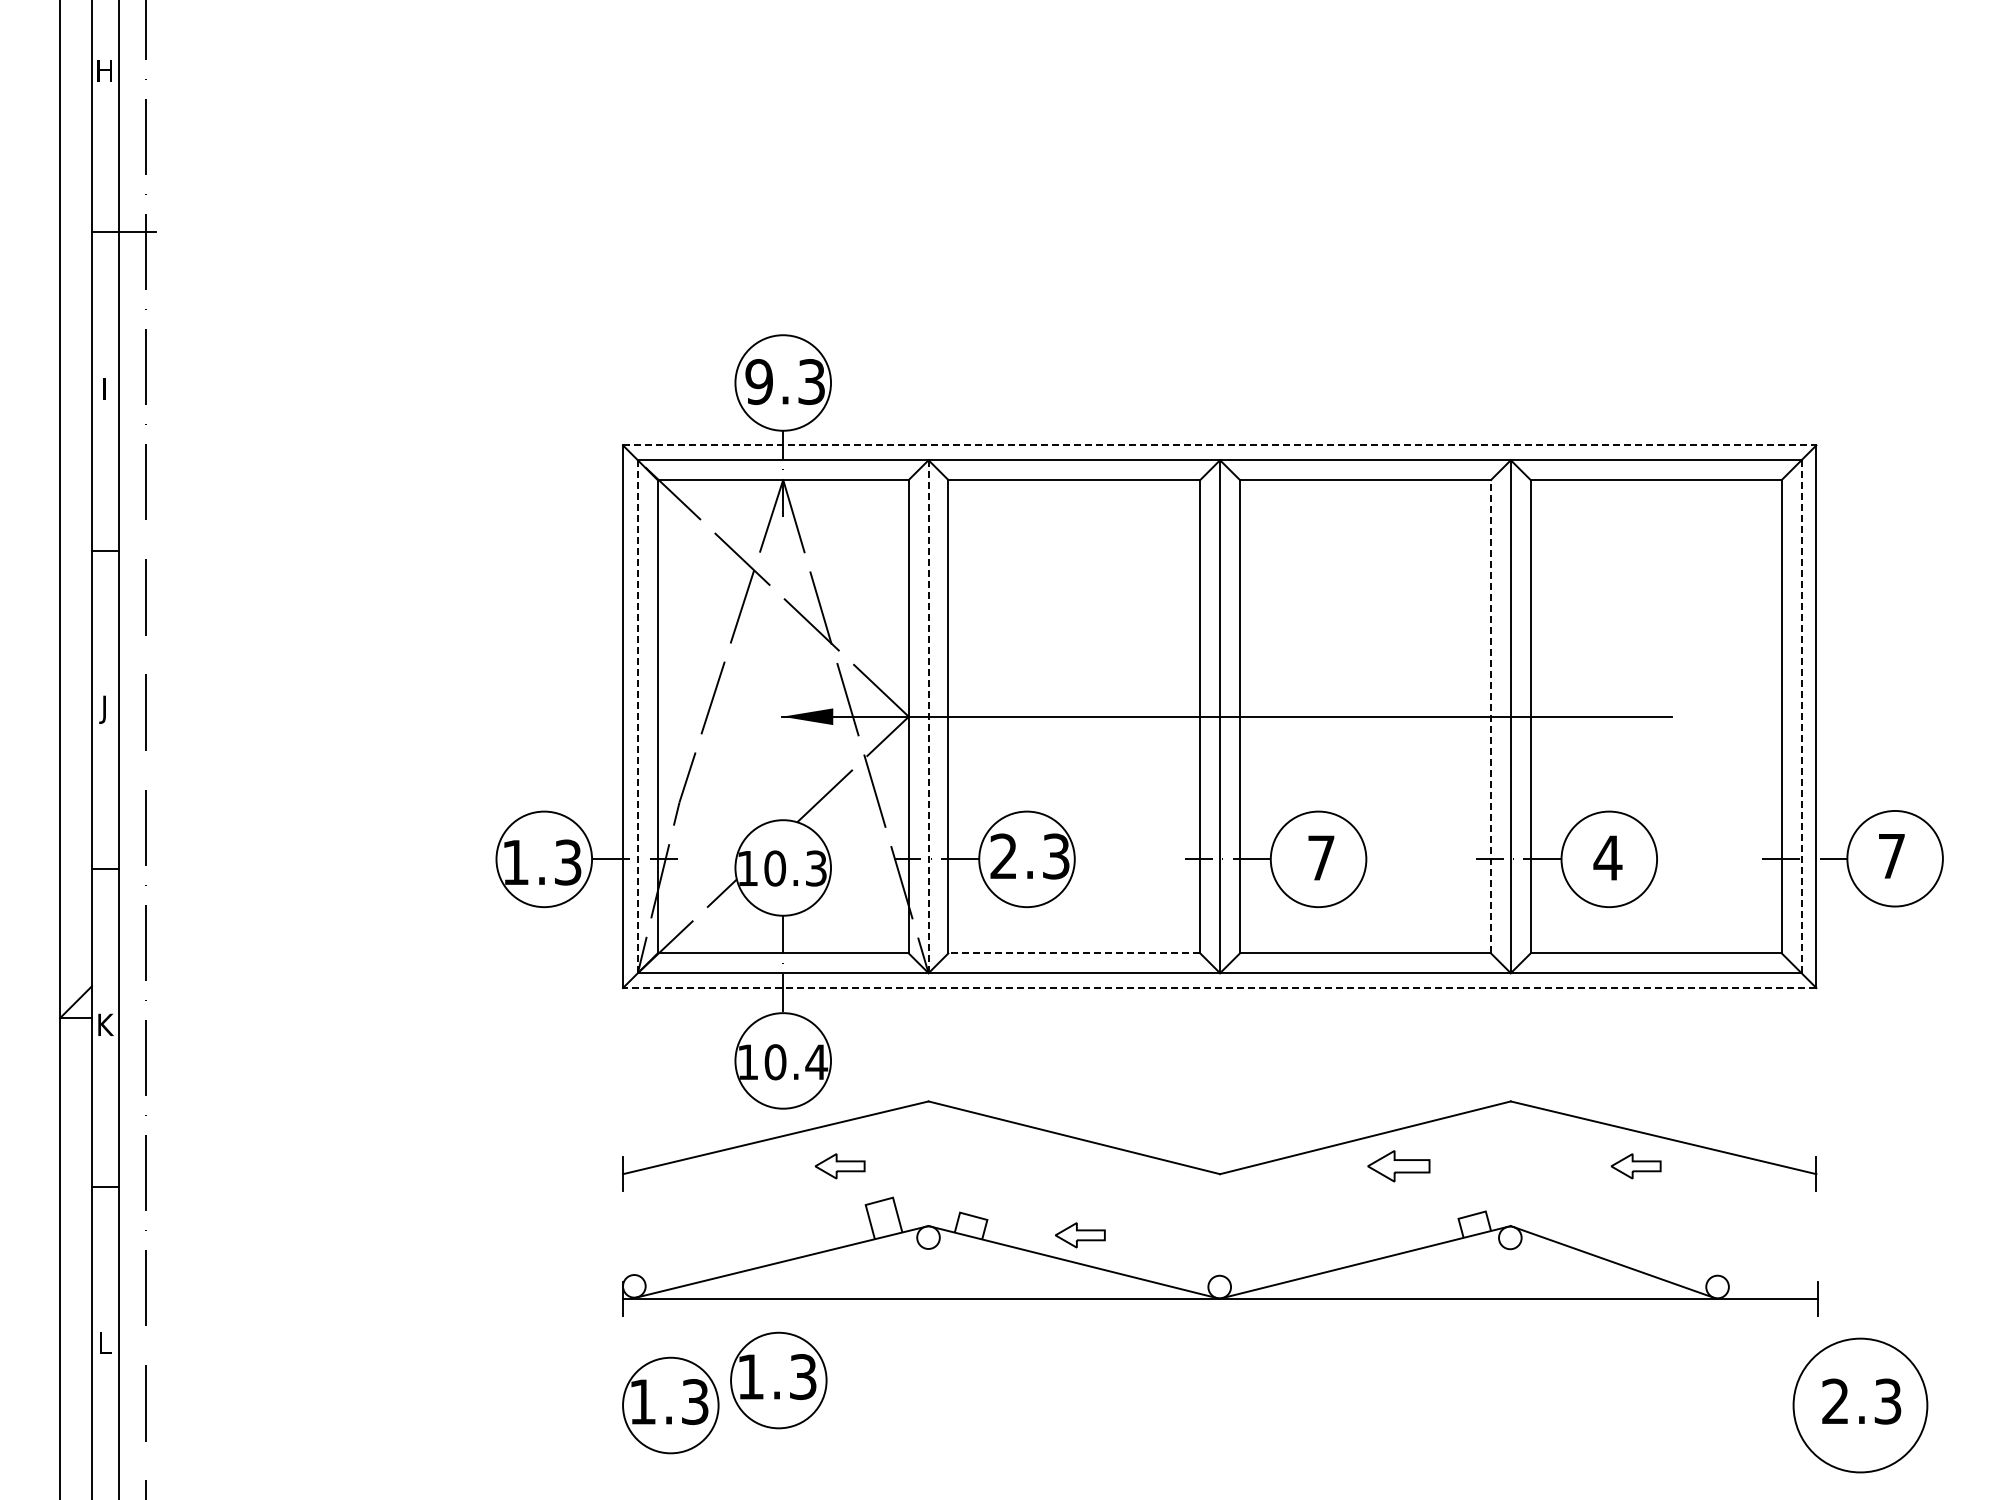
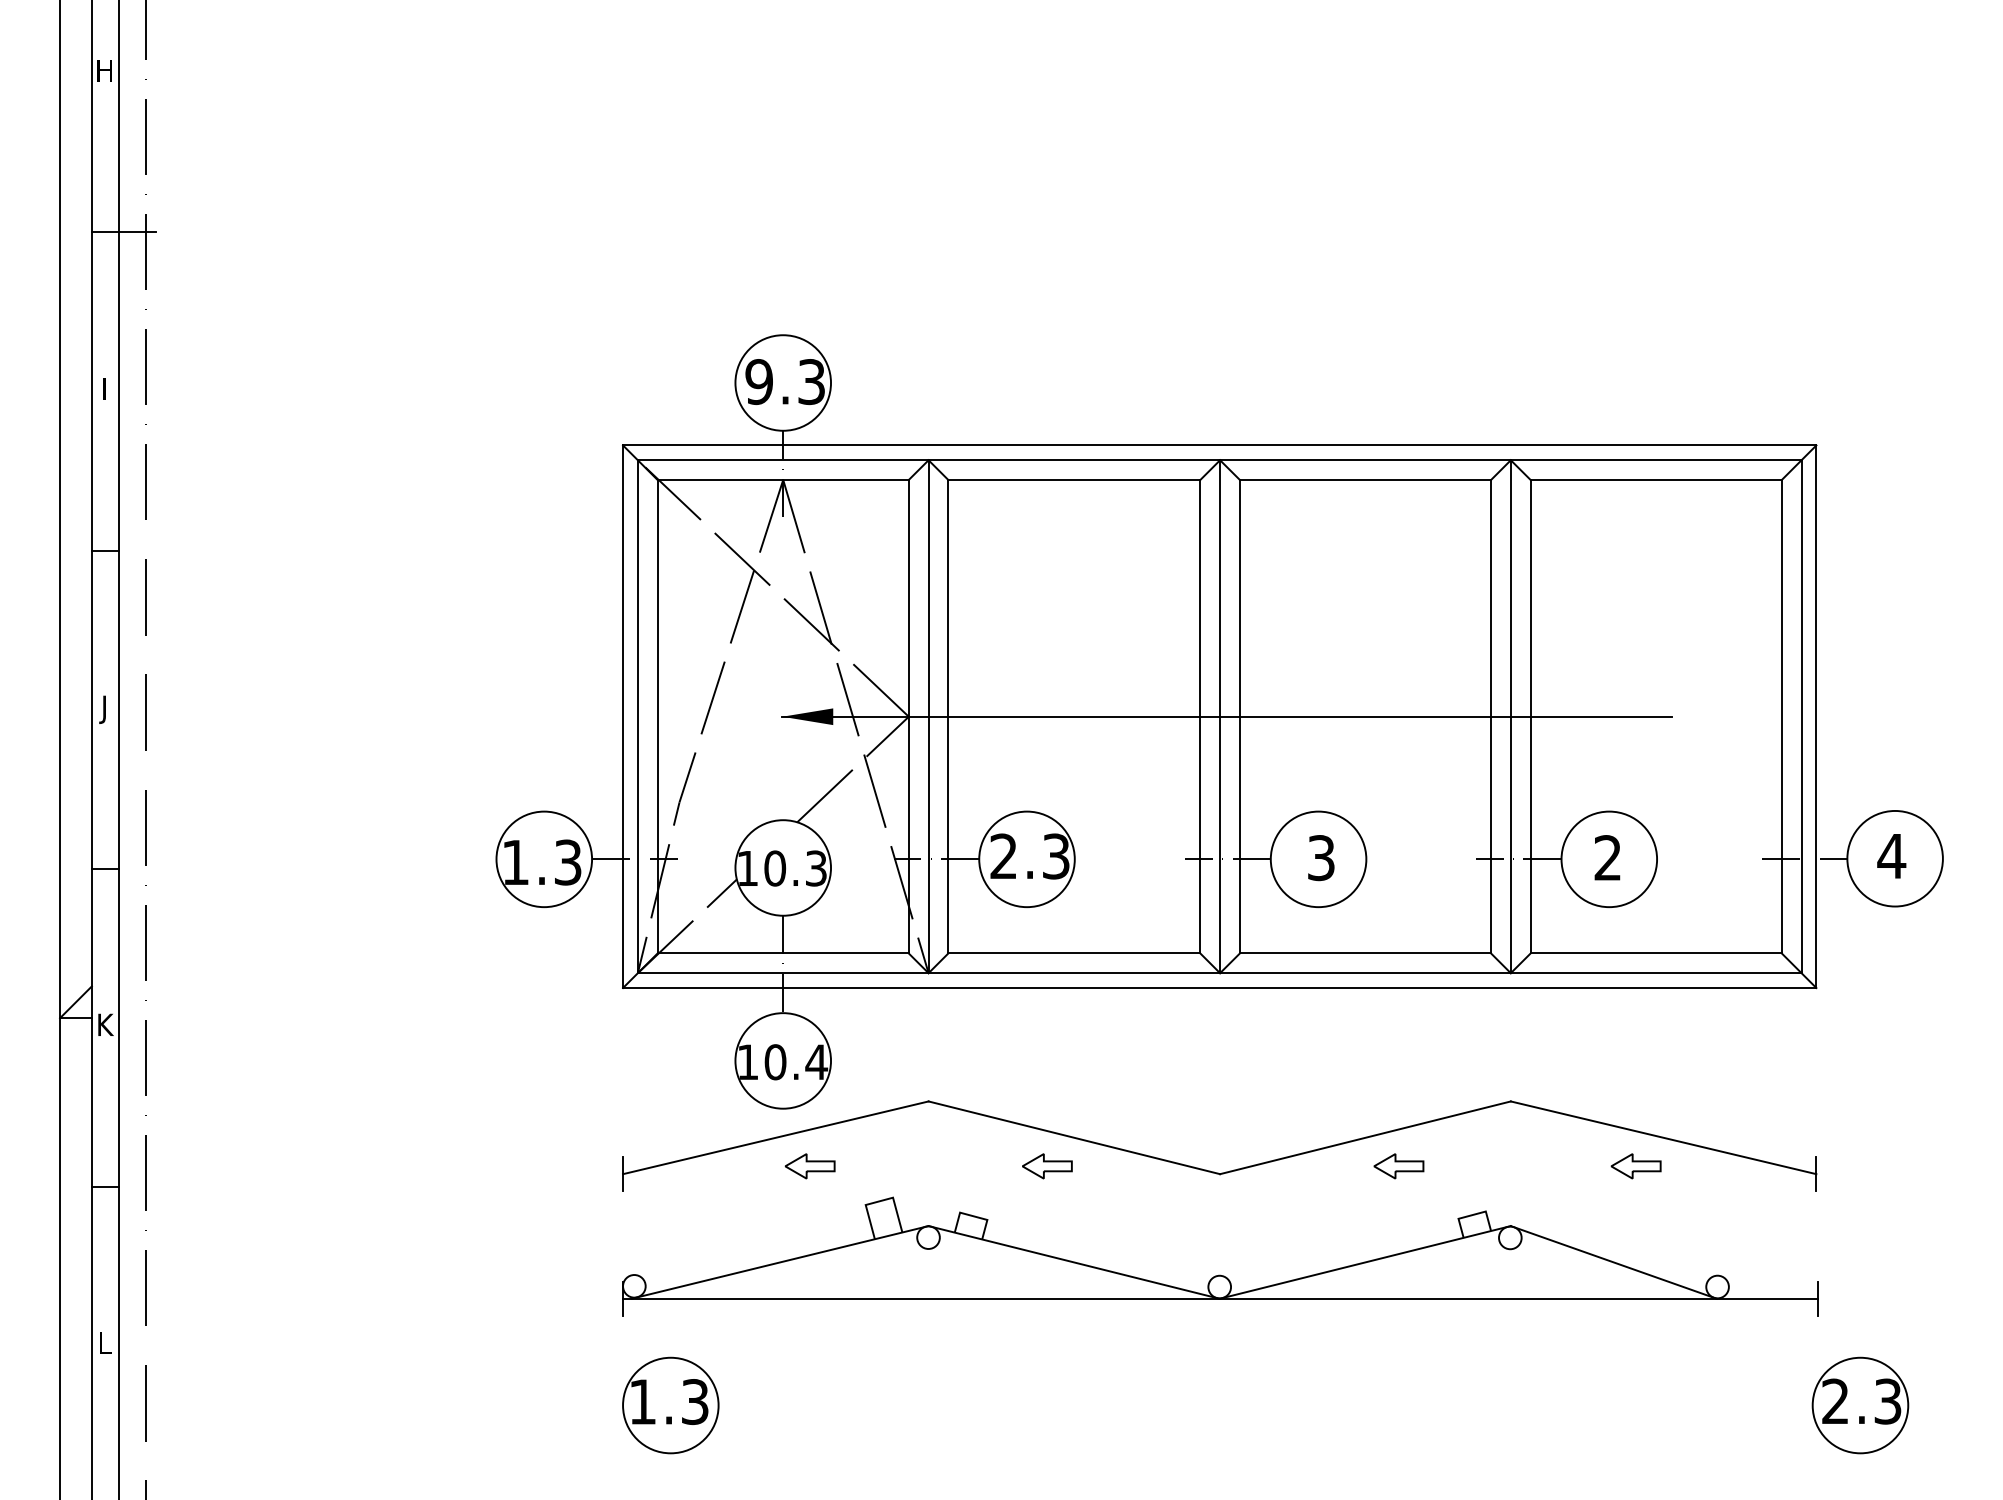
line: dashed -> solid (1219, 445)
line: dashed -> solid (637, 716)
line: dashed -> solid (928, 716)
line: dashed -> solid (1491, 716)
line: dashed -> solid (1801, 716)
text: 7 -> 4 (1891, 856)
text: 4 -> 2 (1607, 857)
text: 7 -> 3 (1321, 858)
line: dashed -> solid (1073, 953)
line: dashed -> solid (1219, 988)
part position: (839, 1166) -> (809, 1166) (809, 1166)
part size: 64x33 px -> 52x27 px (1398, 1166)
part position: (1080, 1235) -> (1047, 1166) (1047, 1166)
part: present -> none (778, 1380)
circle diameter: 134 px -> 96 px (1860, 1405)
